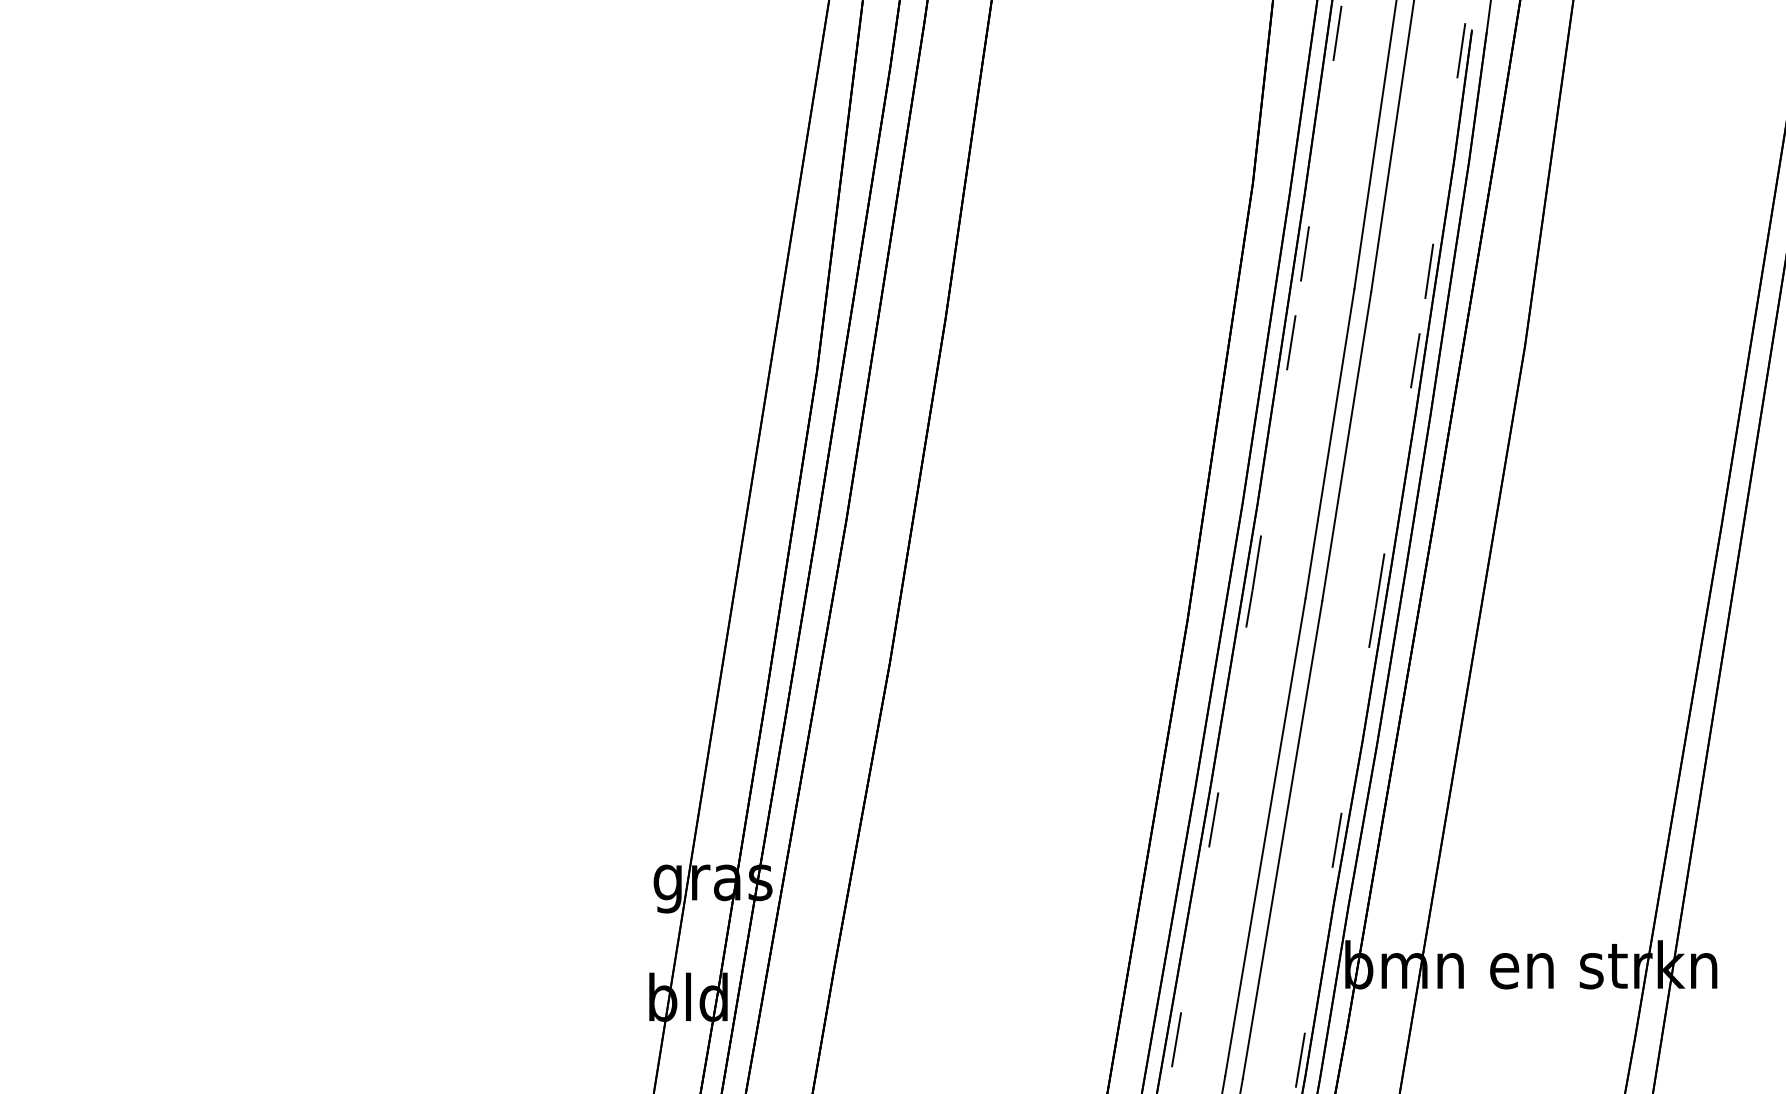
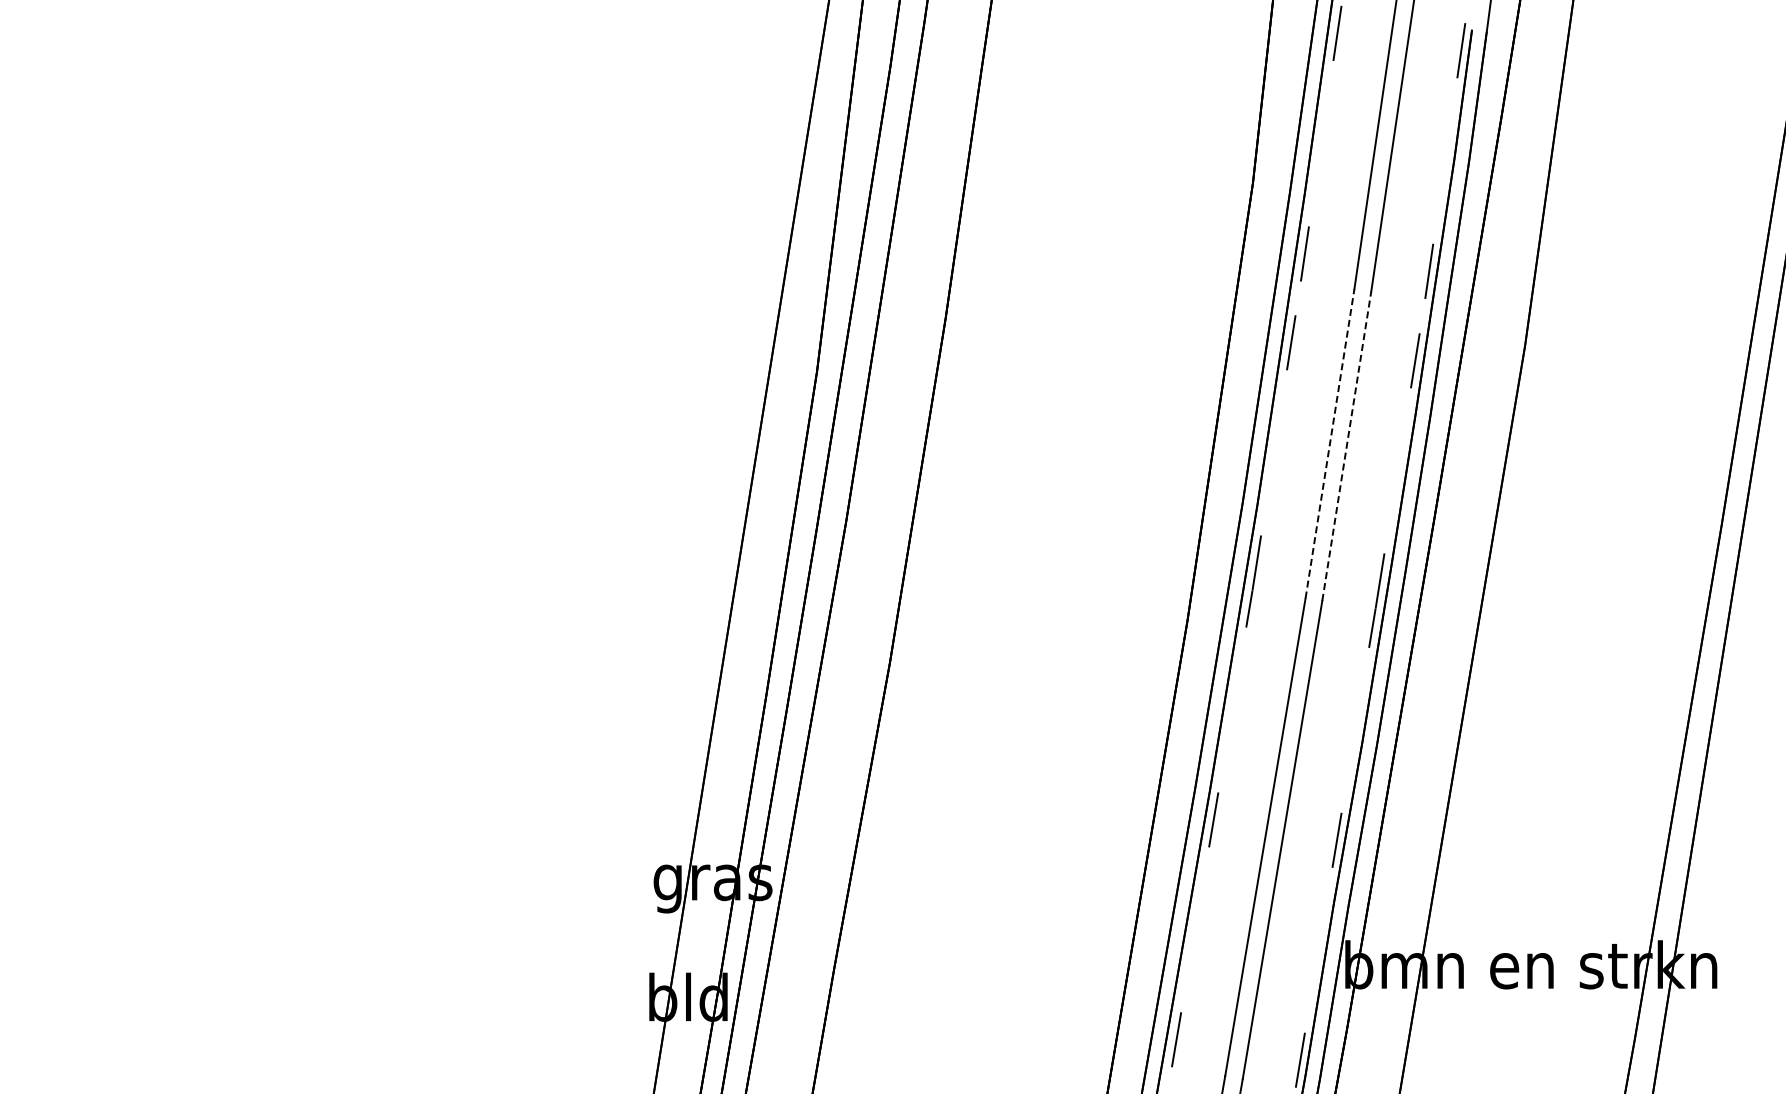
line: solid -> dashed (1329, 443)
line: solid -> dashed (1346, 445)
